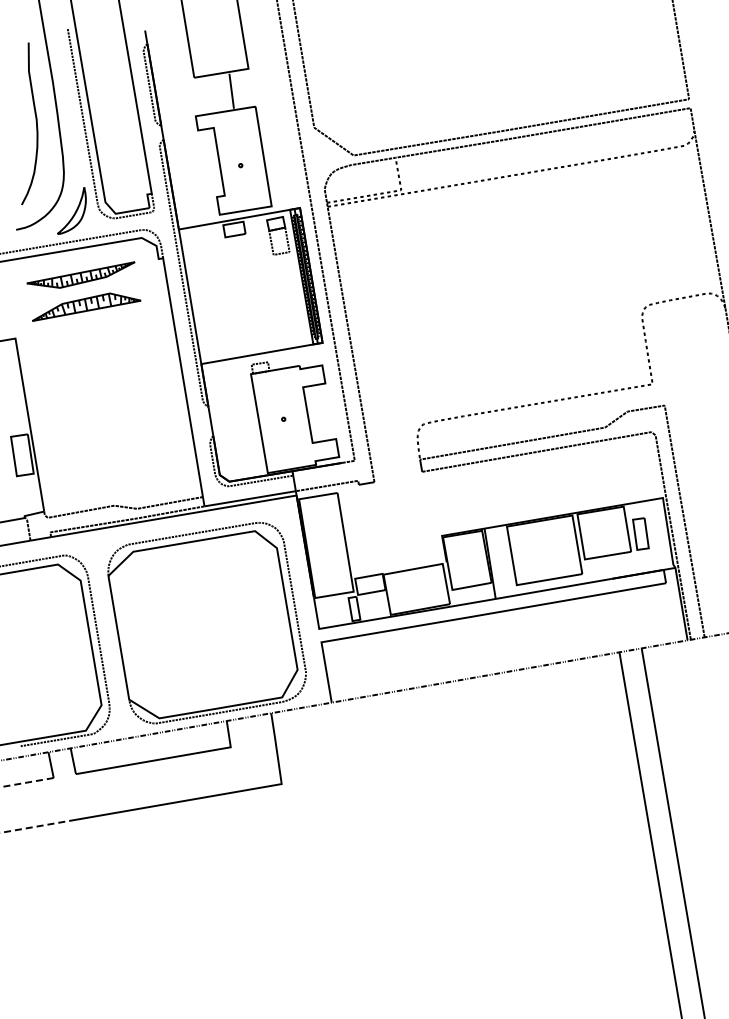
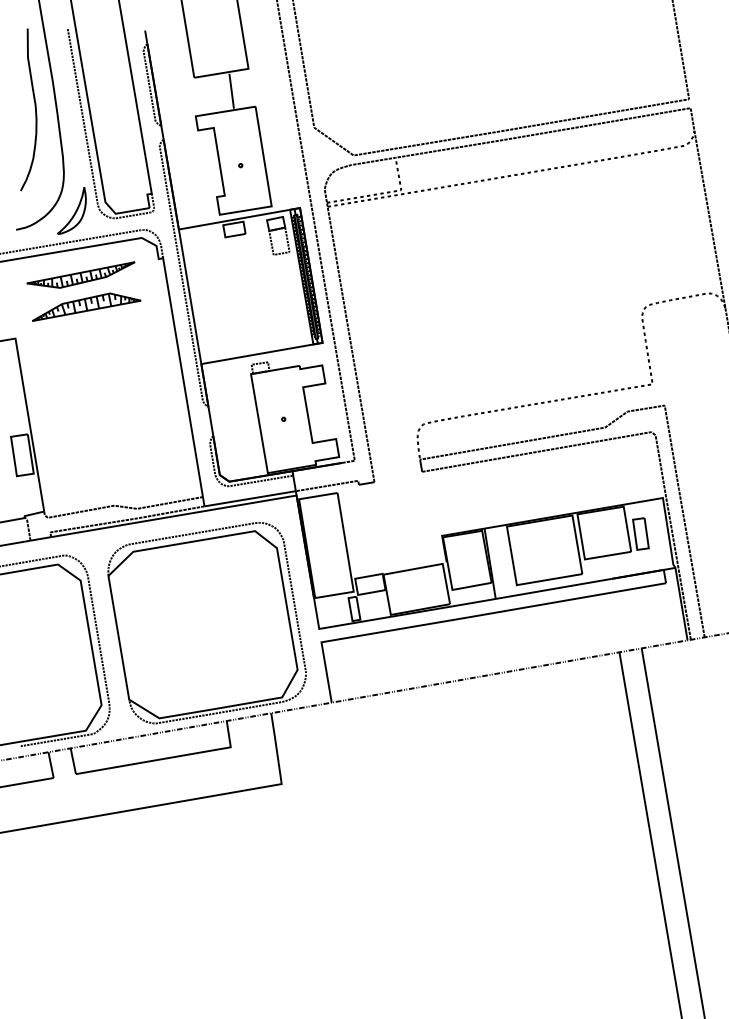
curve position: (35, 121) -> (34, 107) (34, 107)
line: dashed -> solid (27, 782)
line: dashed -> solid (37, 826)
